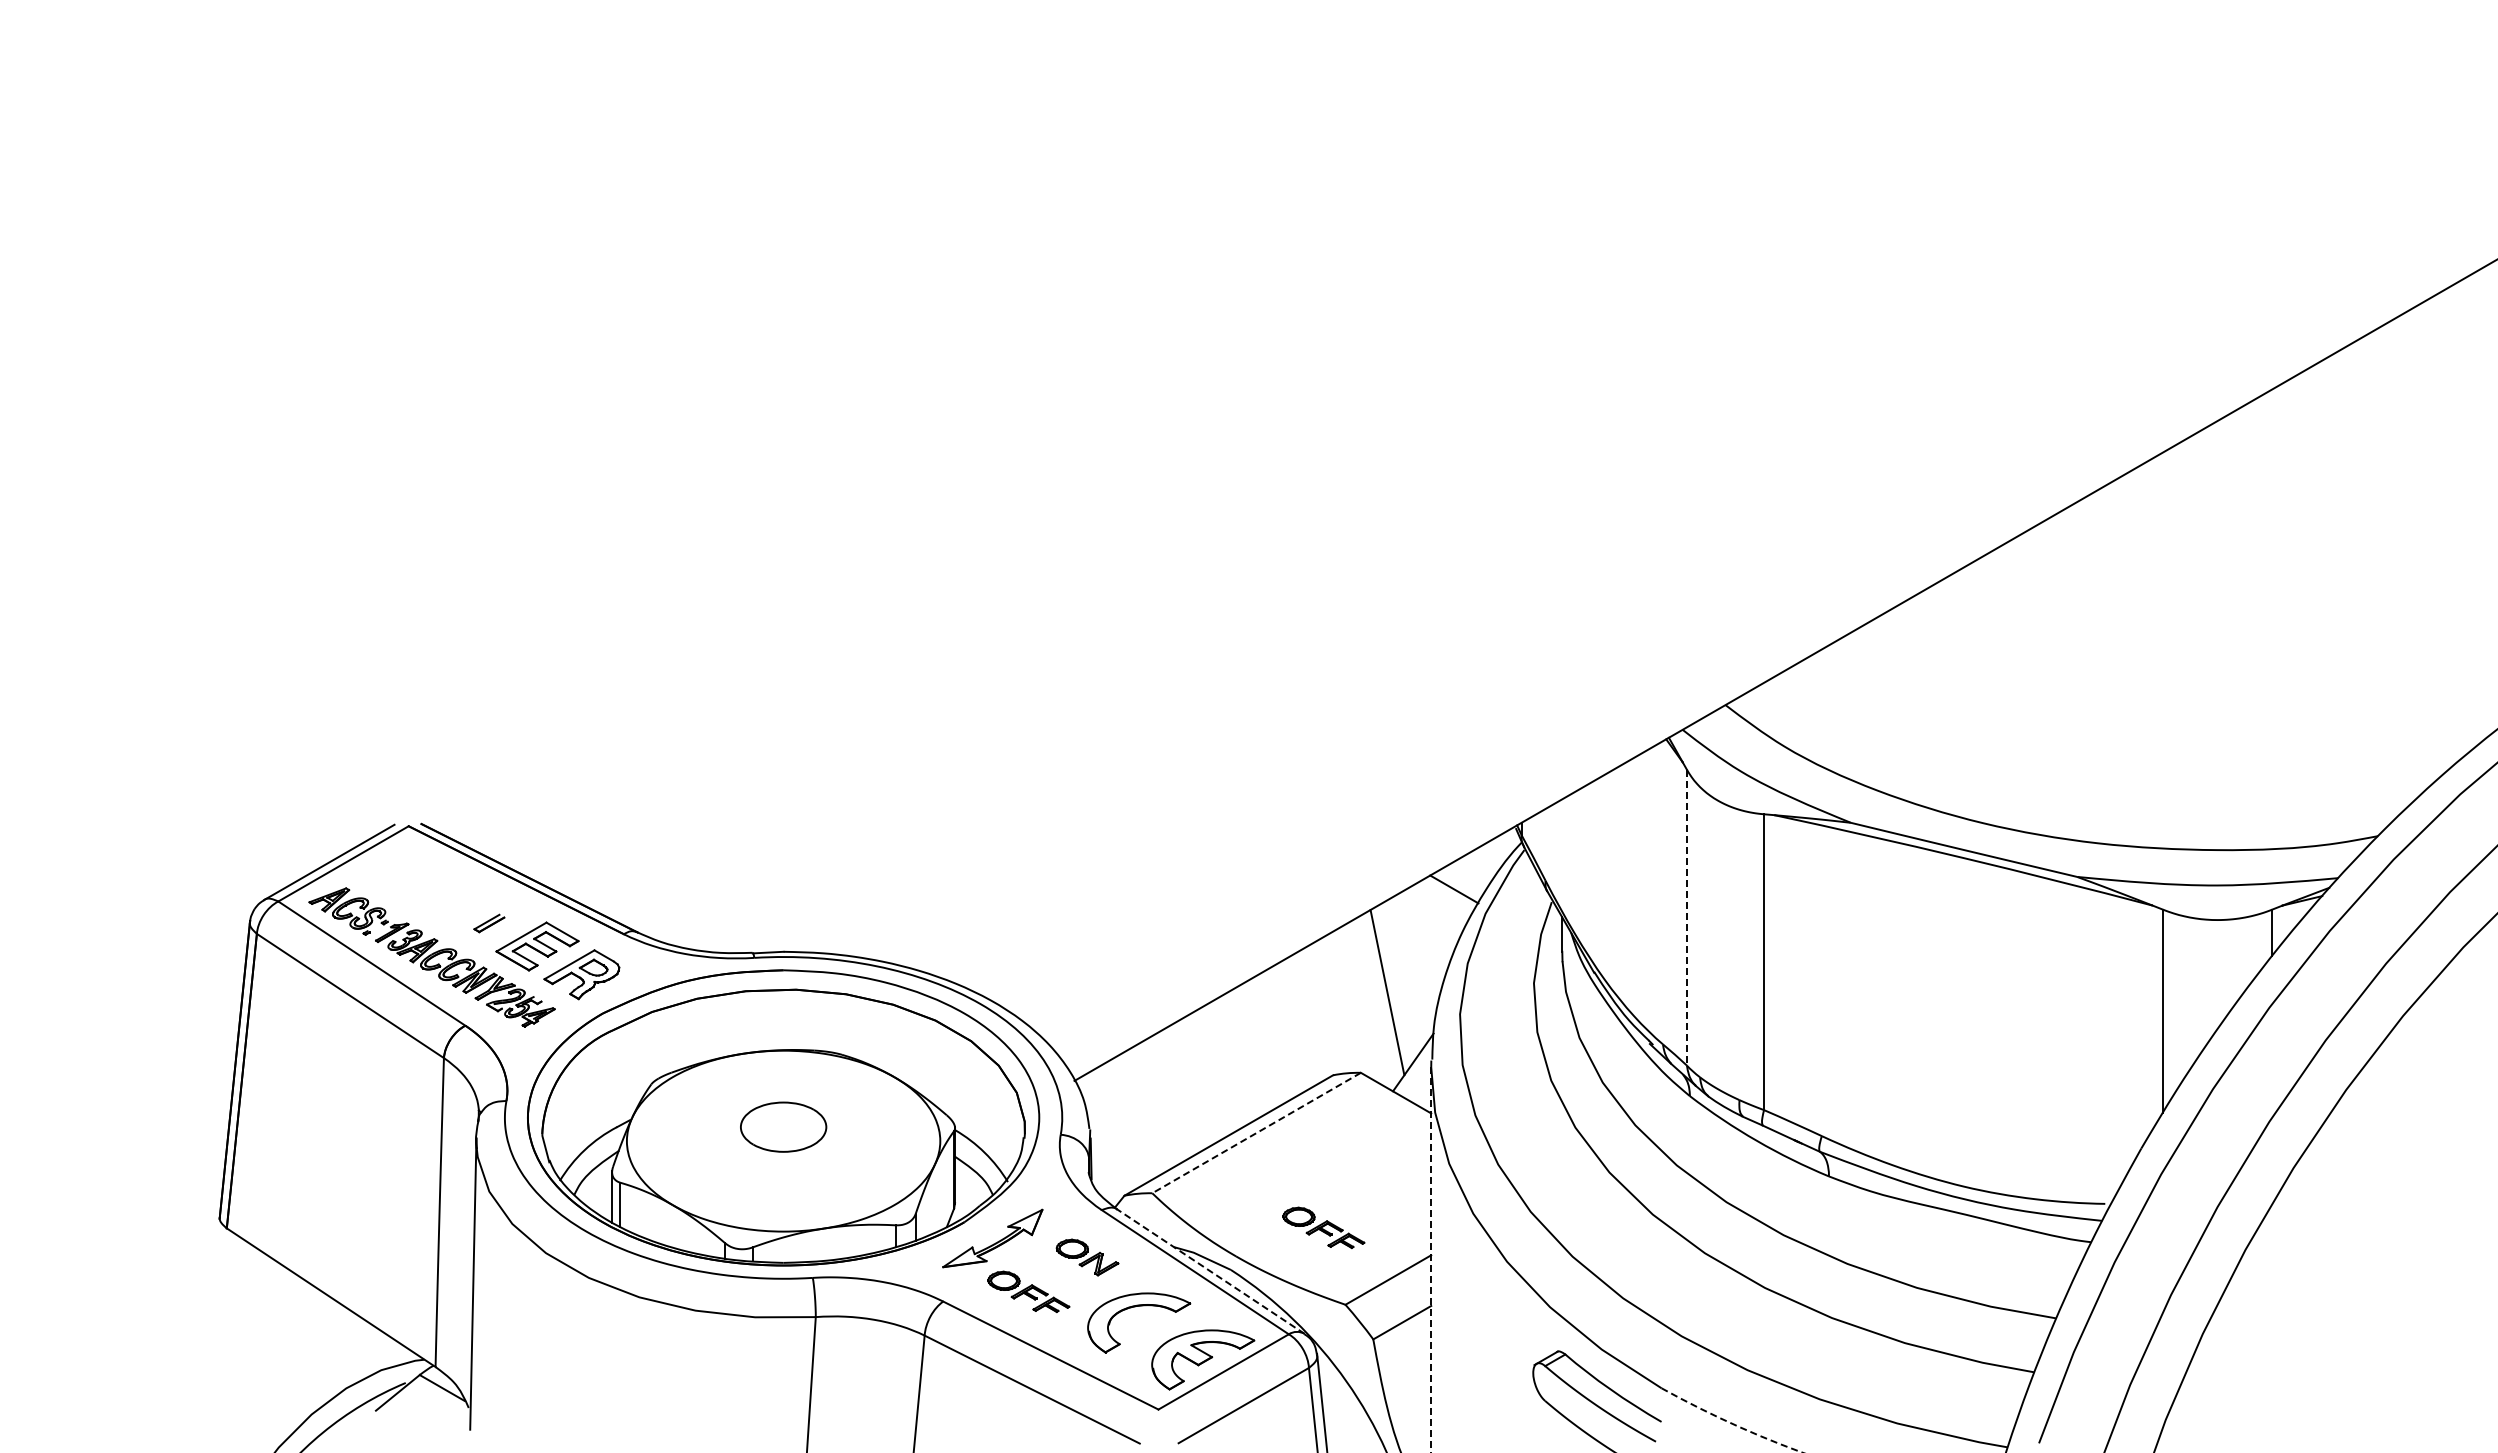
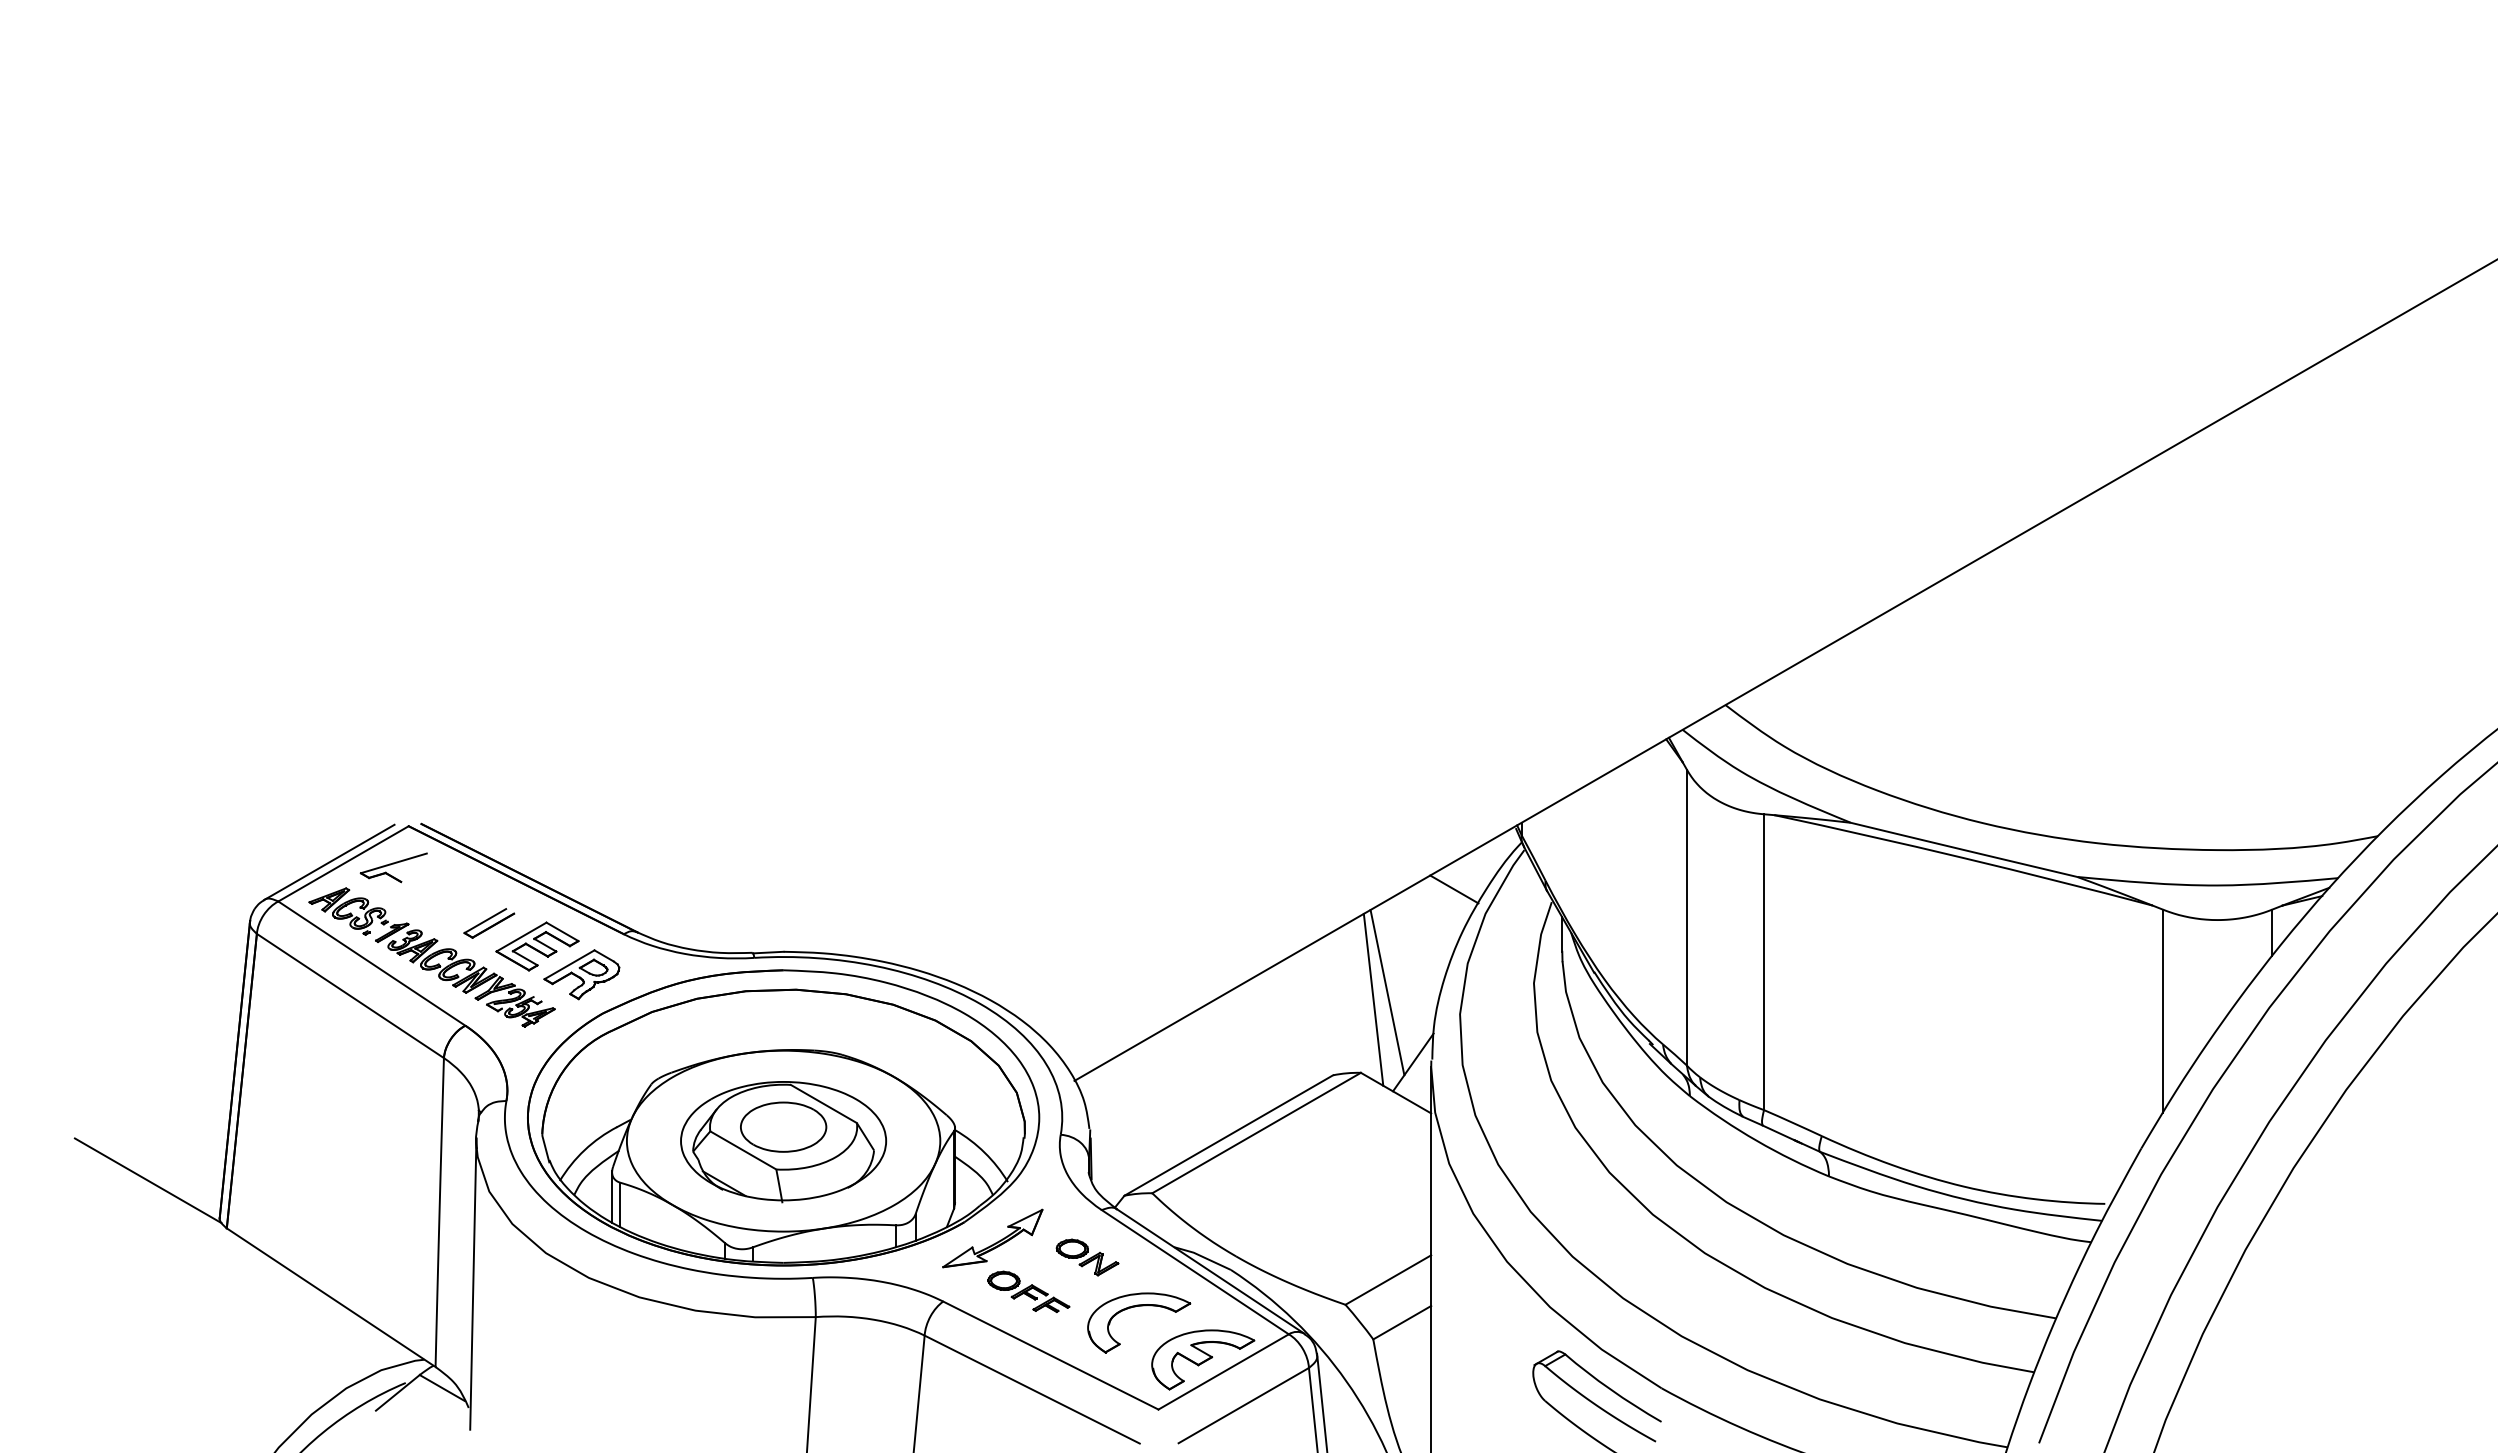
part: none -> present (393, 867)
line: dashed -> solid (1686, 917)
part size: 33x21 px -> 53x31 px (489, 923)
line: none -> present (1373, 999)
line: dashed -> solid (1256, 1133)
part: none -> present (783, 1142)
line: none -> present (147, 1180)
part: present -> none (1323, 1227)
line: dashed -> solid (1431, 1259)
line: dashed -> solid (1210, 1271)
arc: dashed -> solid (1731, 1423)
